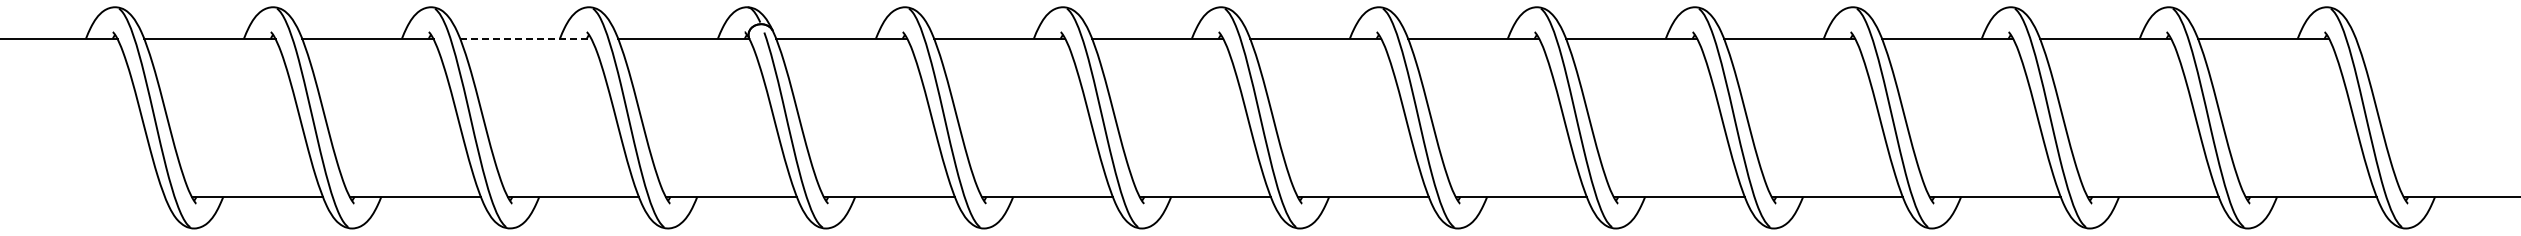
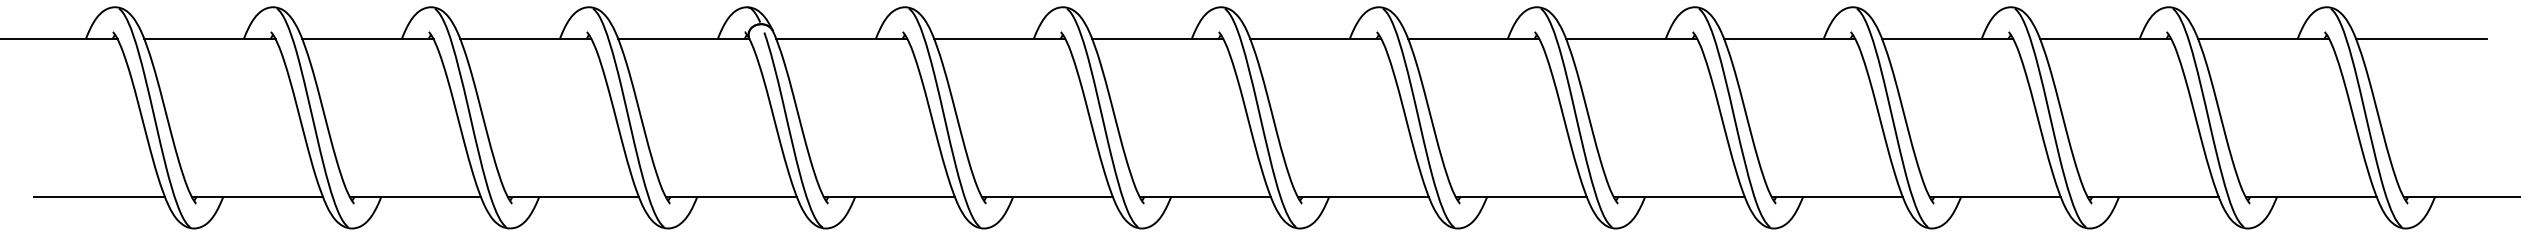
line: dashed -> solid (525, 38)
line: none -> present (2421, 38)
line: none -> present (98, 196)
